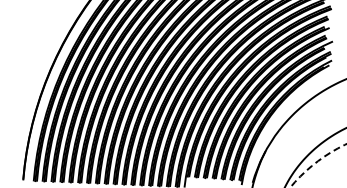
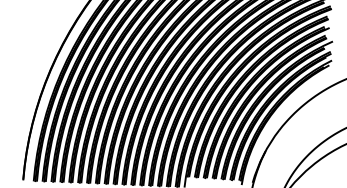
circle: dashed -> solid (318, 165)
